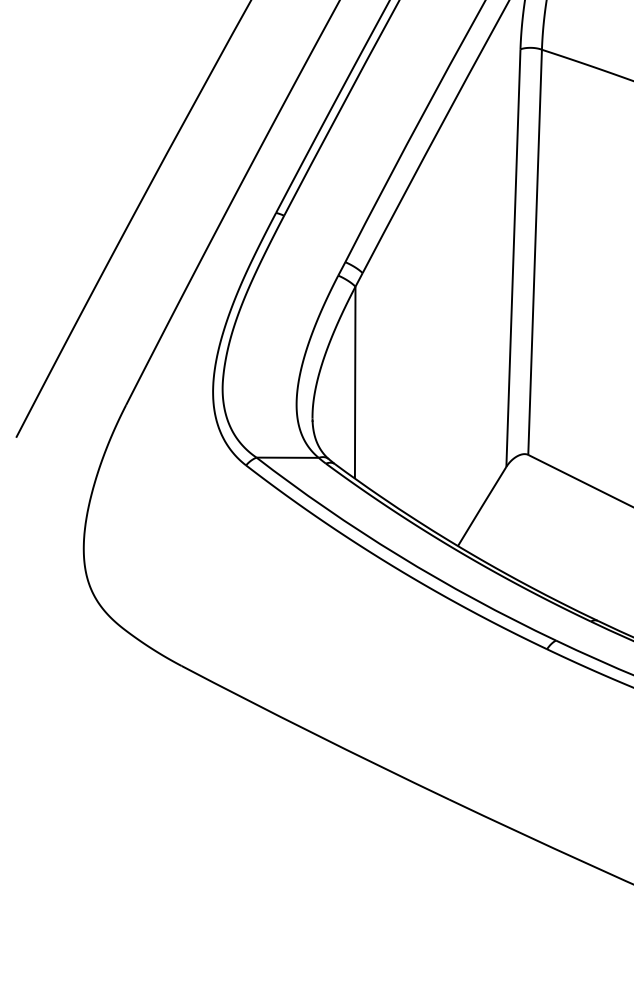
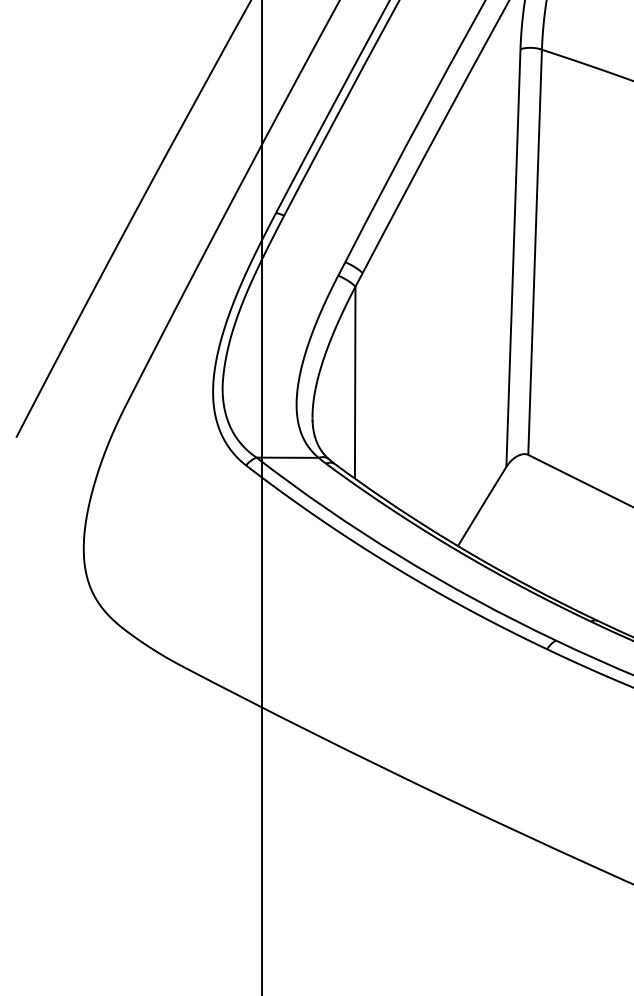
line: none -> present (262, 497)
